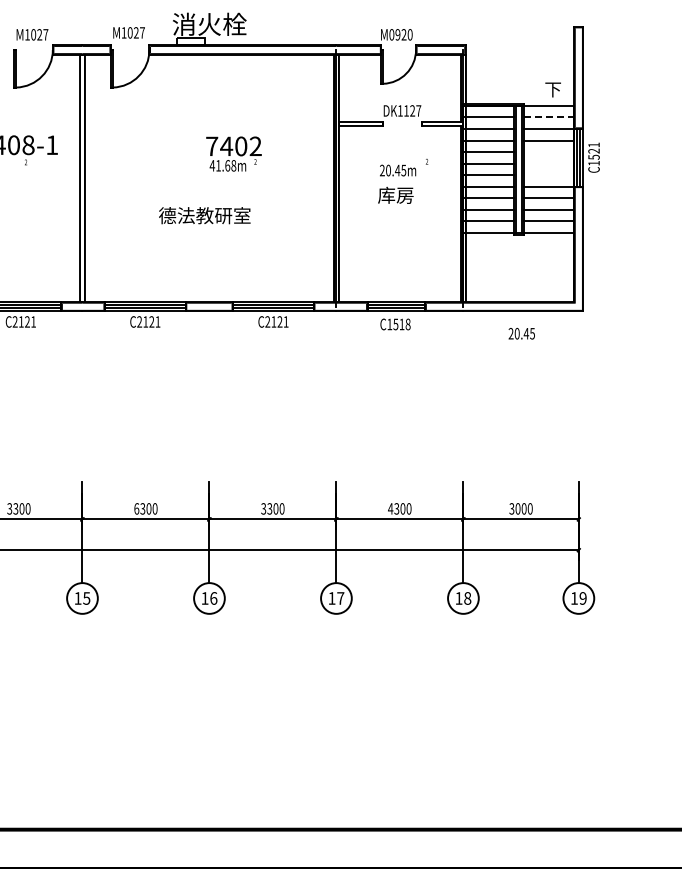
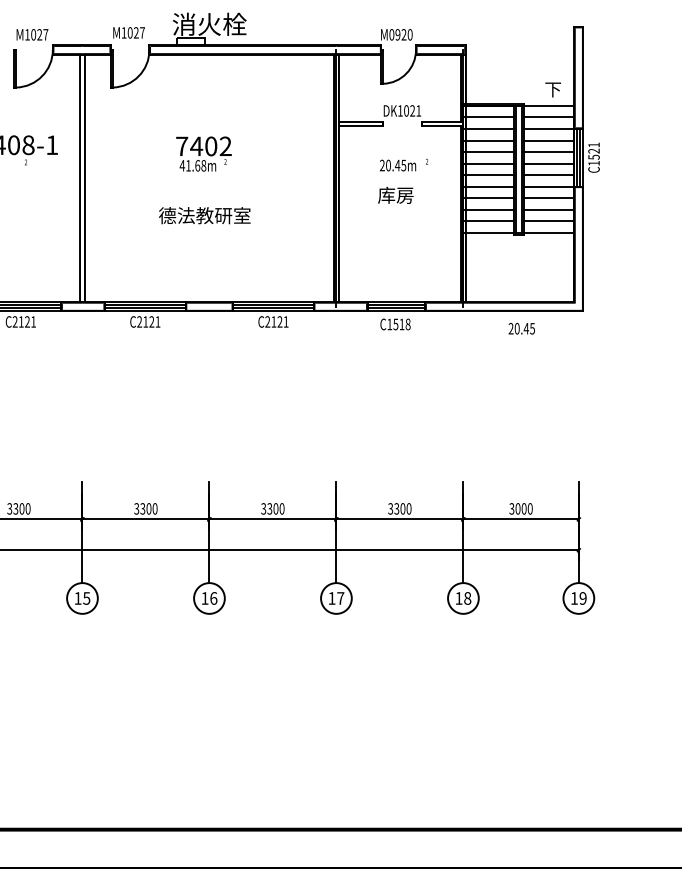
text: DK1127 -> DK1021 (412, 110)
line: dashed -> solid (549, 117)
line: none -> present (549, 152)
text position: (233, 153) -> (203, 153) (203, 153)
line: none -> present (549, 163)
text position: (398, 170) -> (398, 165) (398, 165)
line: none -> present (549, 175)
text position: (521, 333) -> (521, 328) (521, 328)
text: 6300 -> 3300 (136, 508)
text: 4300 -> 3300 (390, 508)
